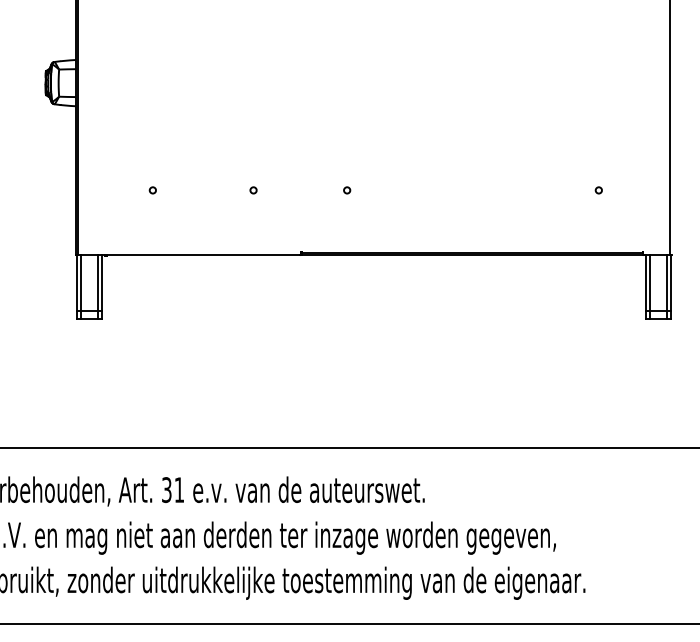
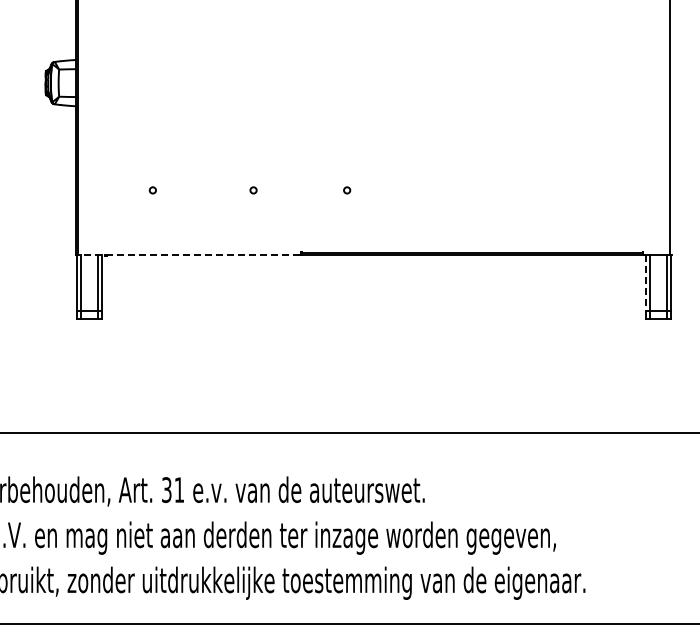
circle: present -> none (598, 190)
line: solid -> dashed (188, 255)
line: solid -> dashed (645, 282)
line position: (349, 447) -> (349, 432) (349, 432)
